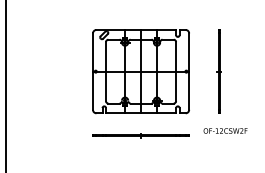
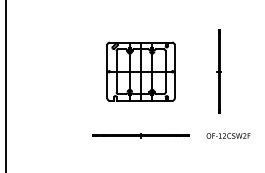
part size: 98x86 px -> 70x61 px (140, 71)
text position: (225, 130) -> (228, 135) (228, 135)
